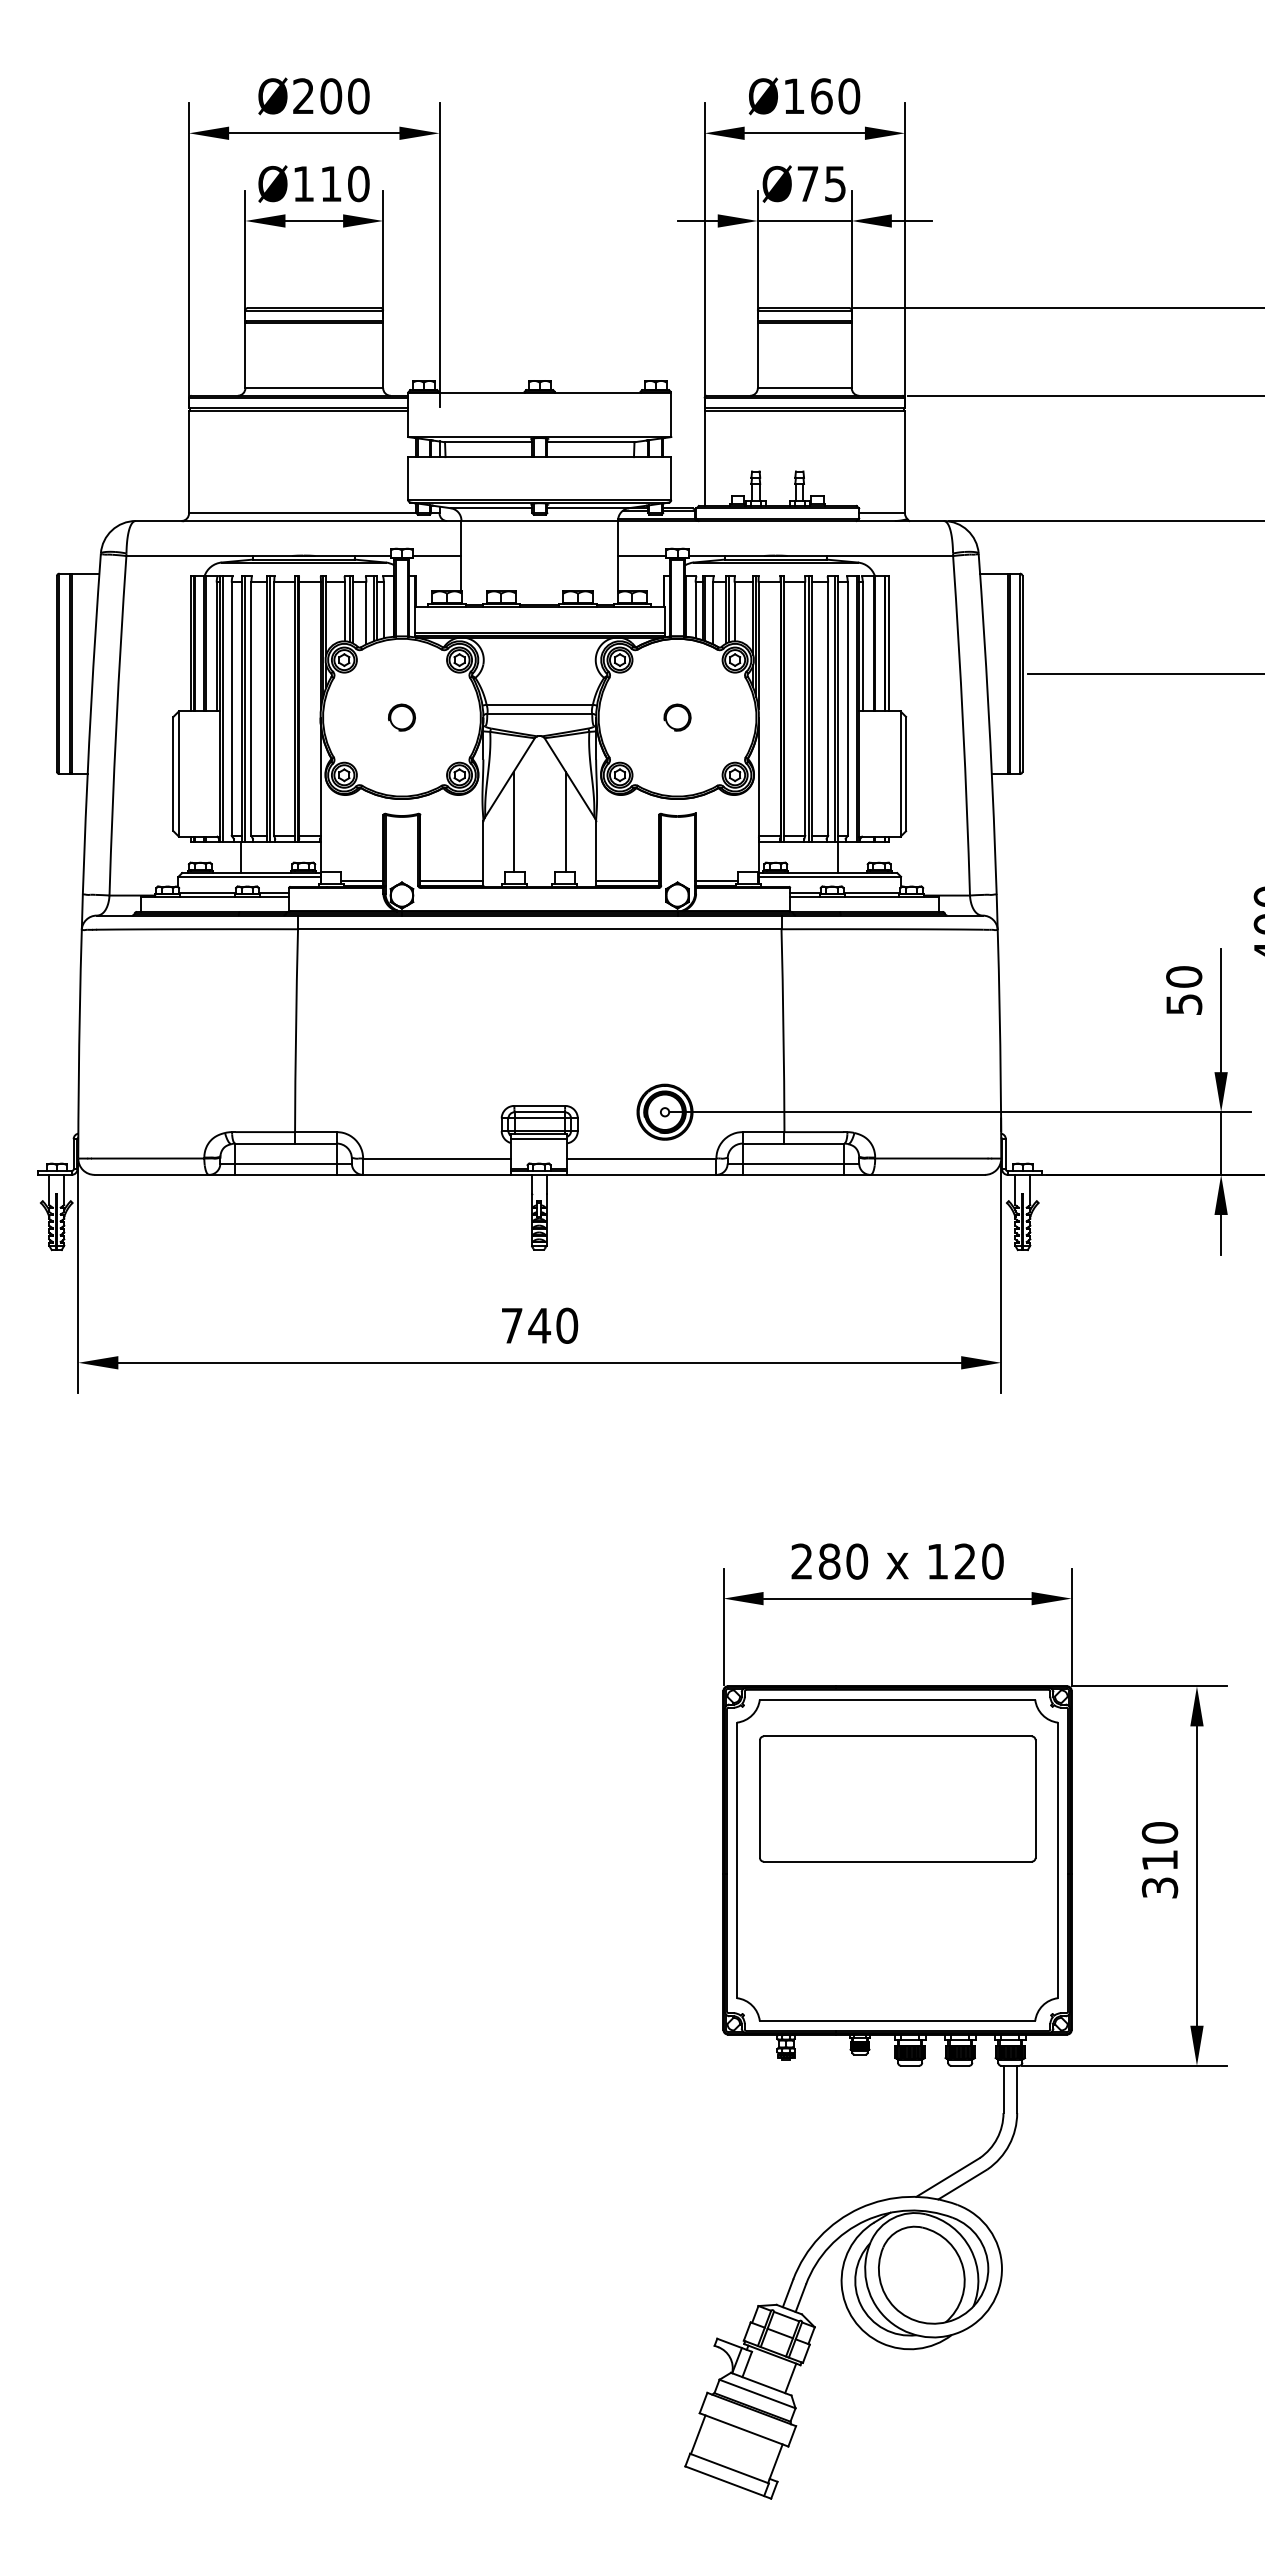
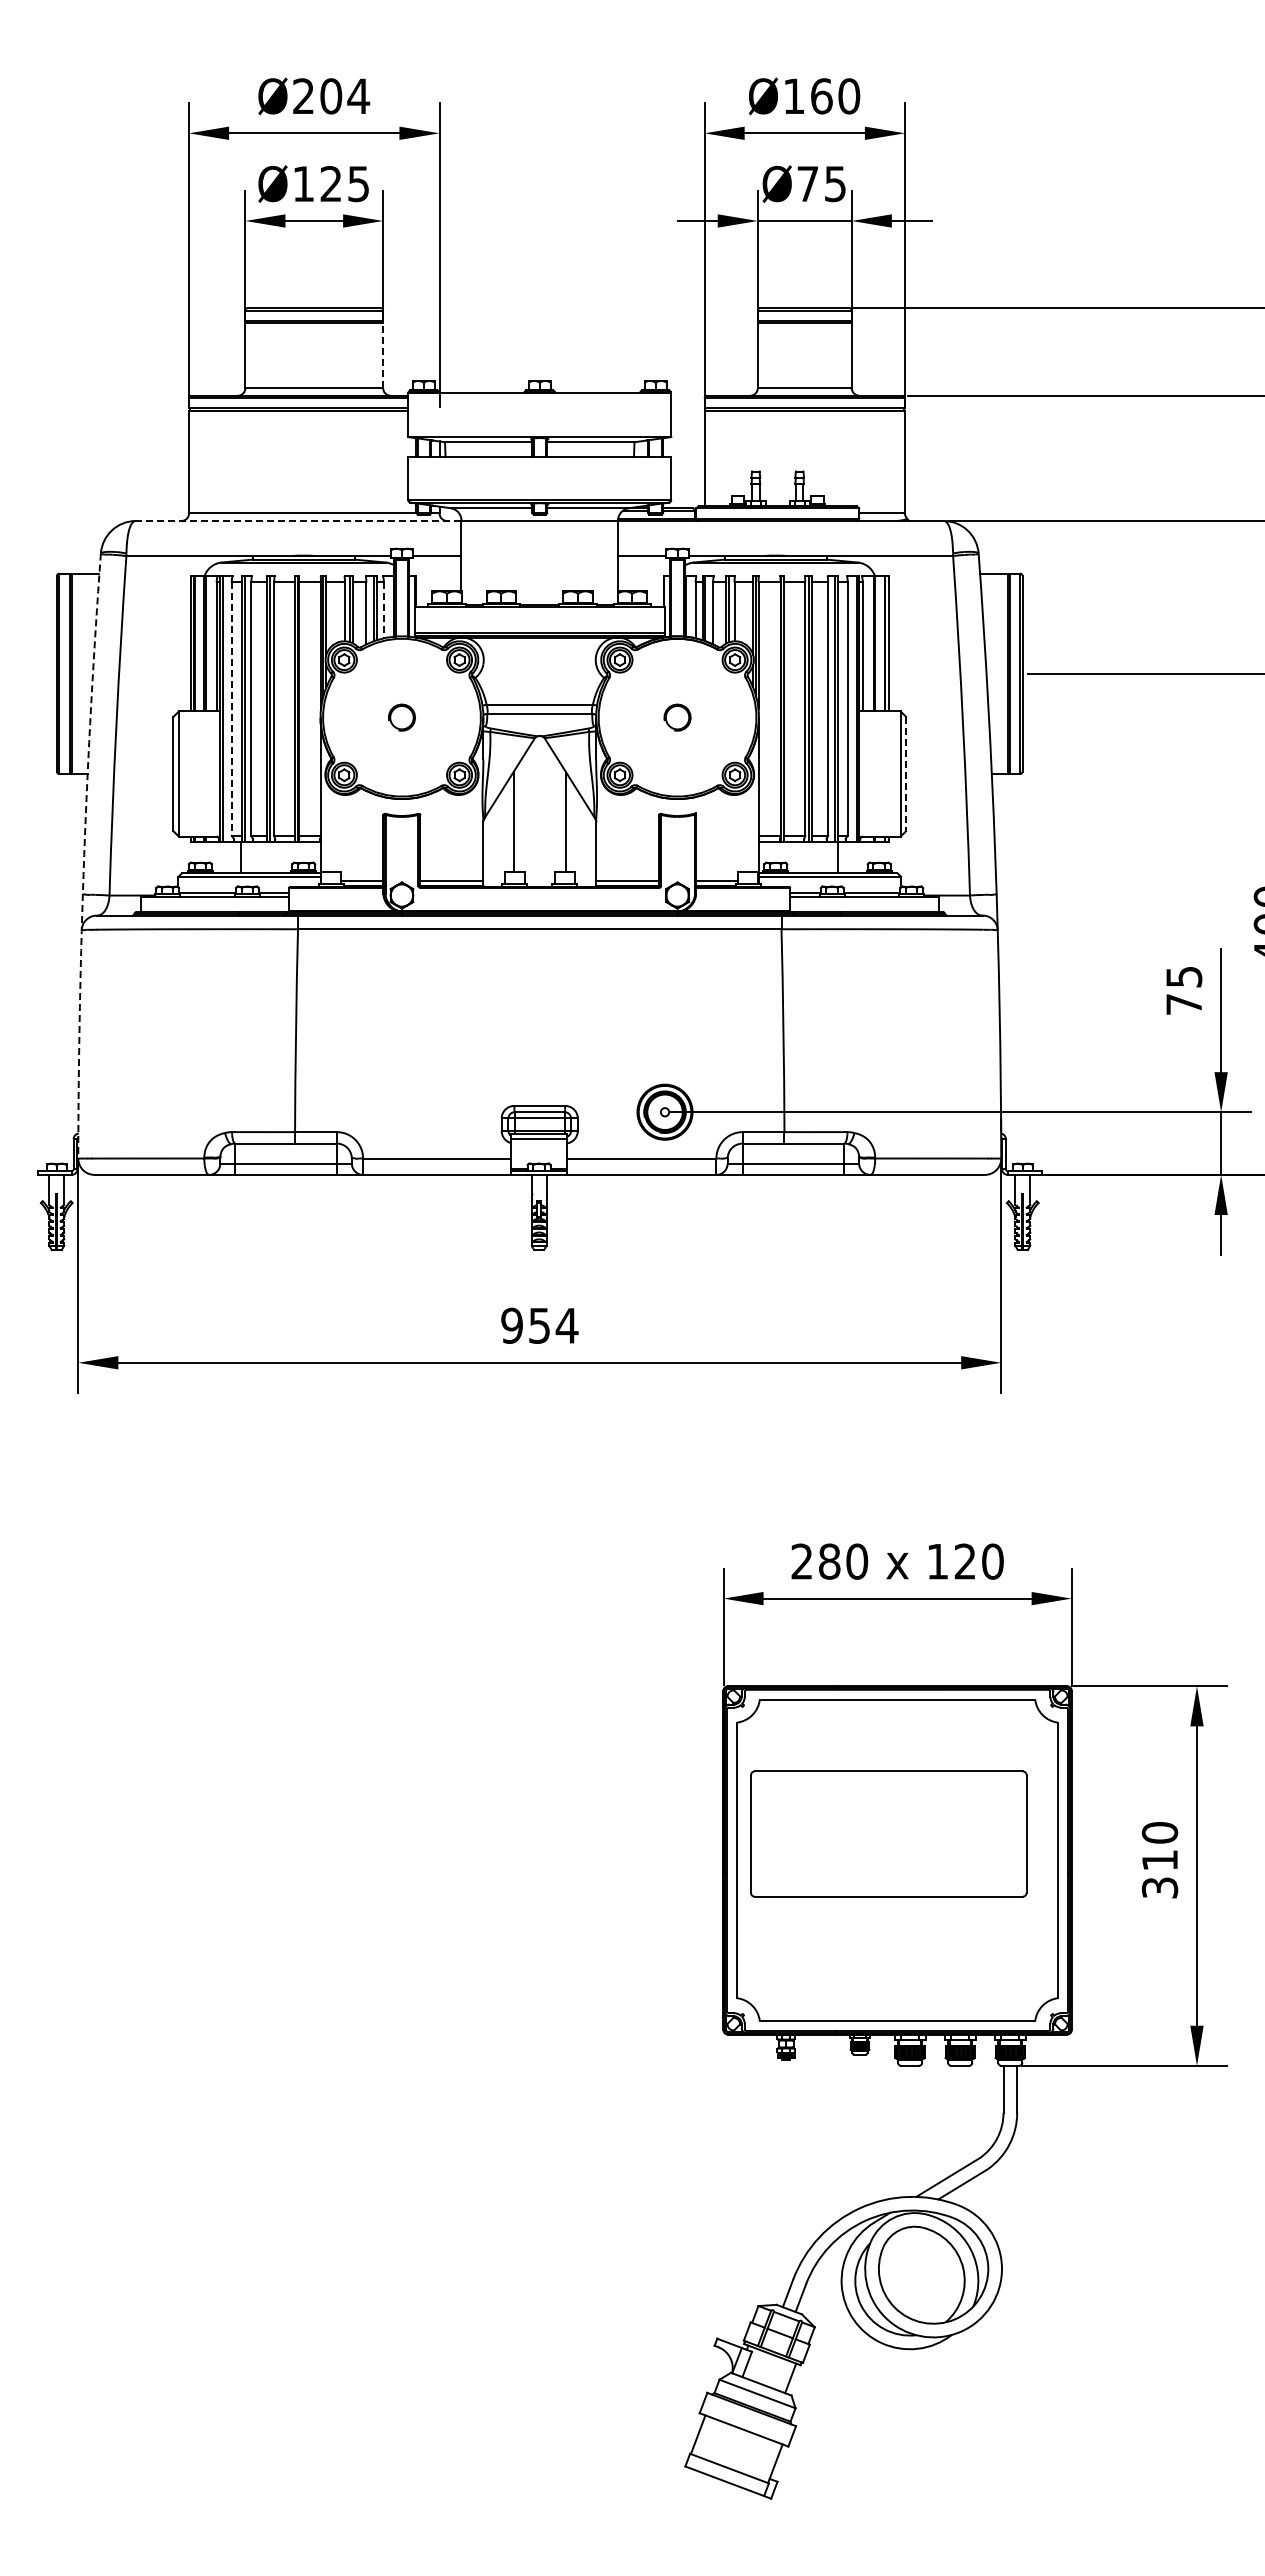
text: Ø200 -> Ø204 (358, 96)
text: Ø110 -> Ø125 (344, 183)
line: solid -> dashed (383, 355)
line: solid -> dashed (298, 521)
line: solid -> dashed (383, 610)
line: solid -> dashed (231, 709)
line: solid -> dashed (906, 774)
arc: solid -> dashed (84, 855)
text: 50 -> 75 (1184, 990)
text: 740 -> 954 (539, 1325)
part position: (897, 1798) -> (888, 1833) (888, 1833)
